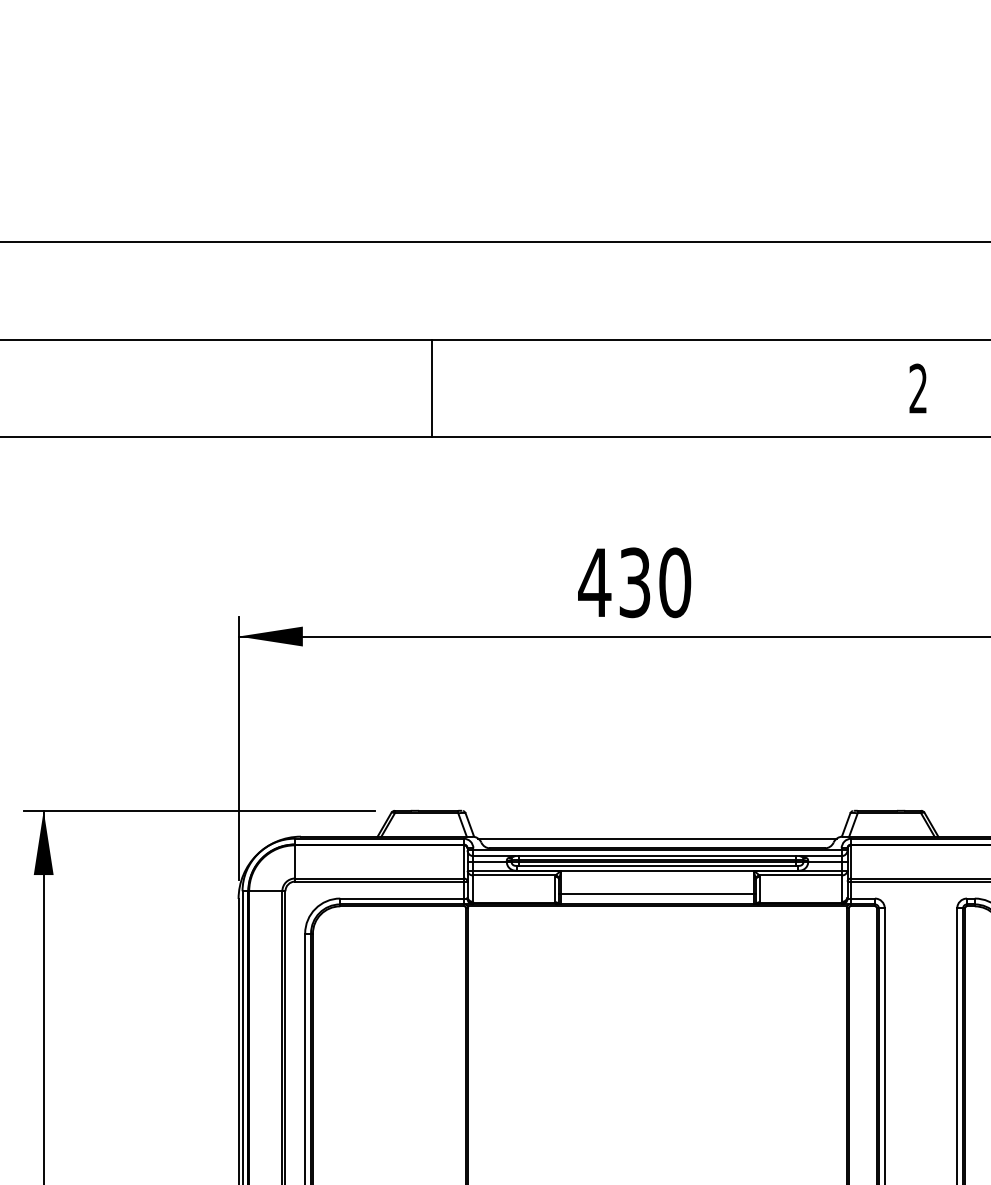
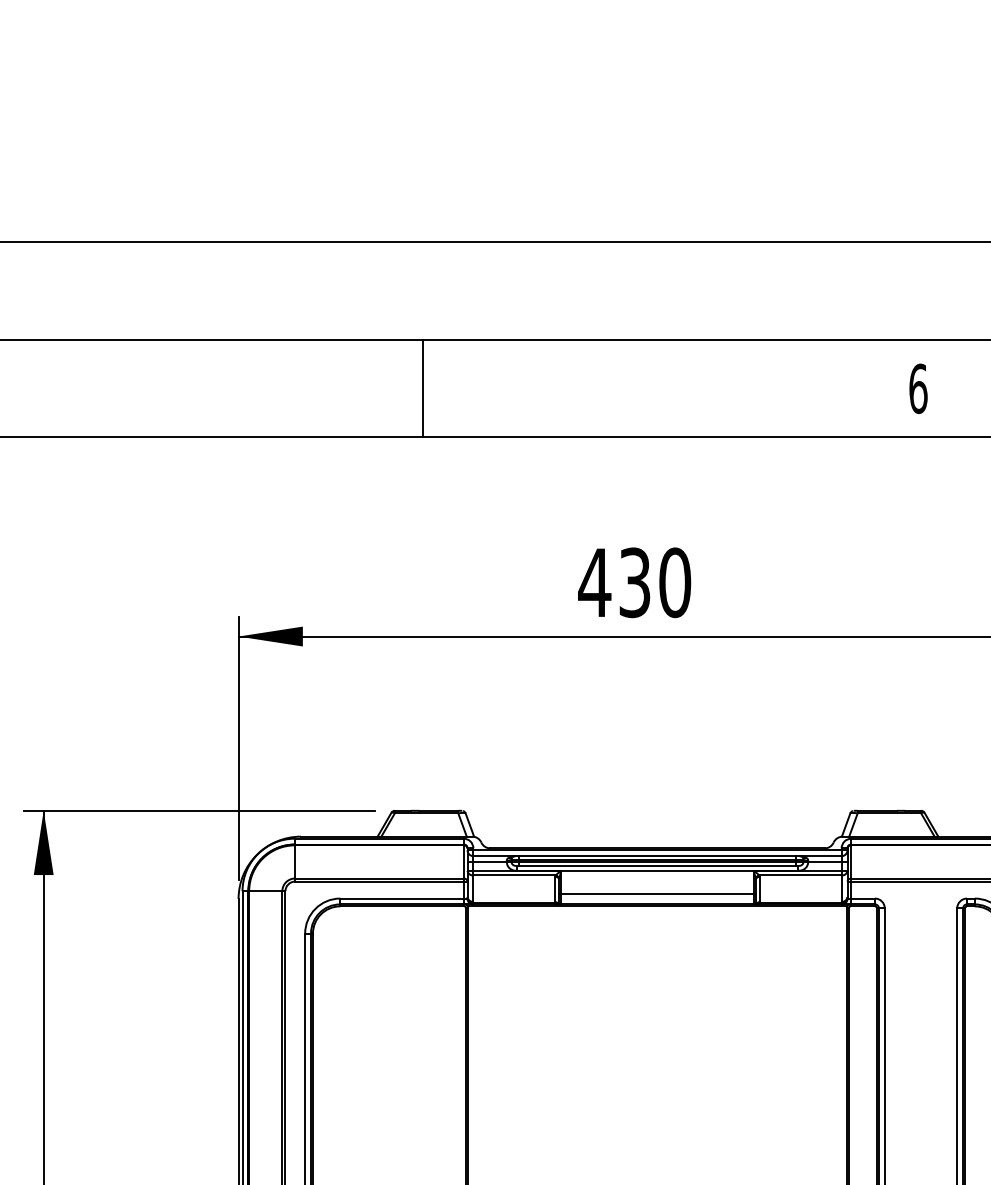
line position: (431, 388) -> (422, 388) (422, 388)
text: 2 -> 6 (918, 388)
line: present -> none (657, 838)
